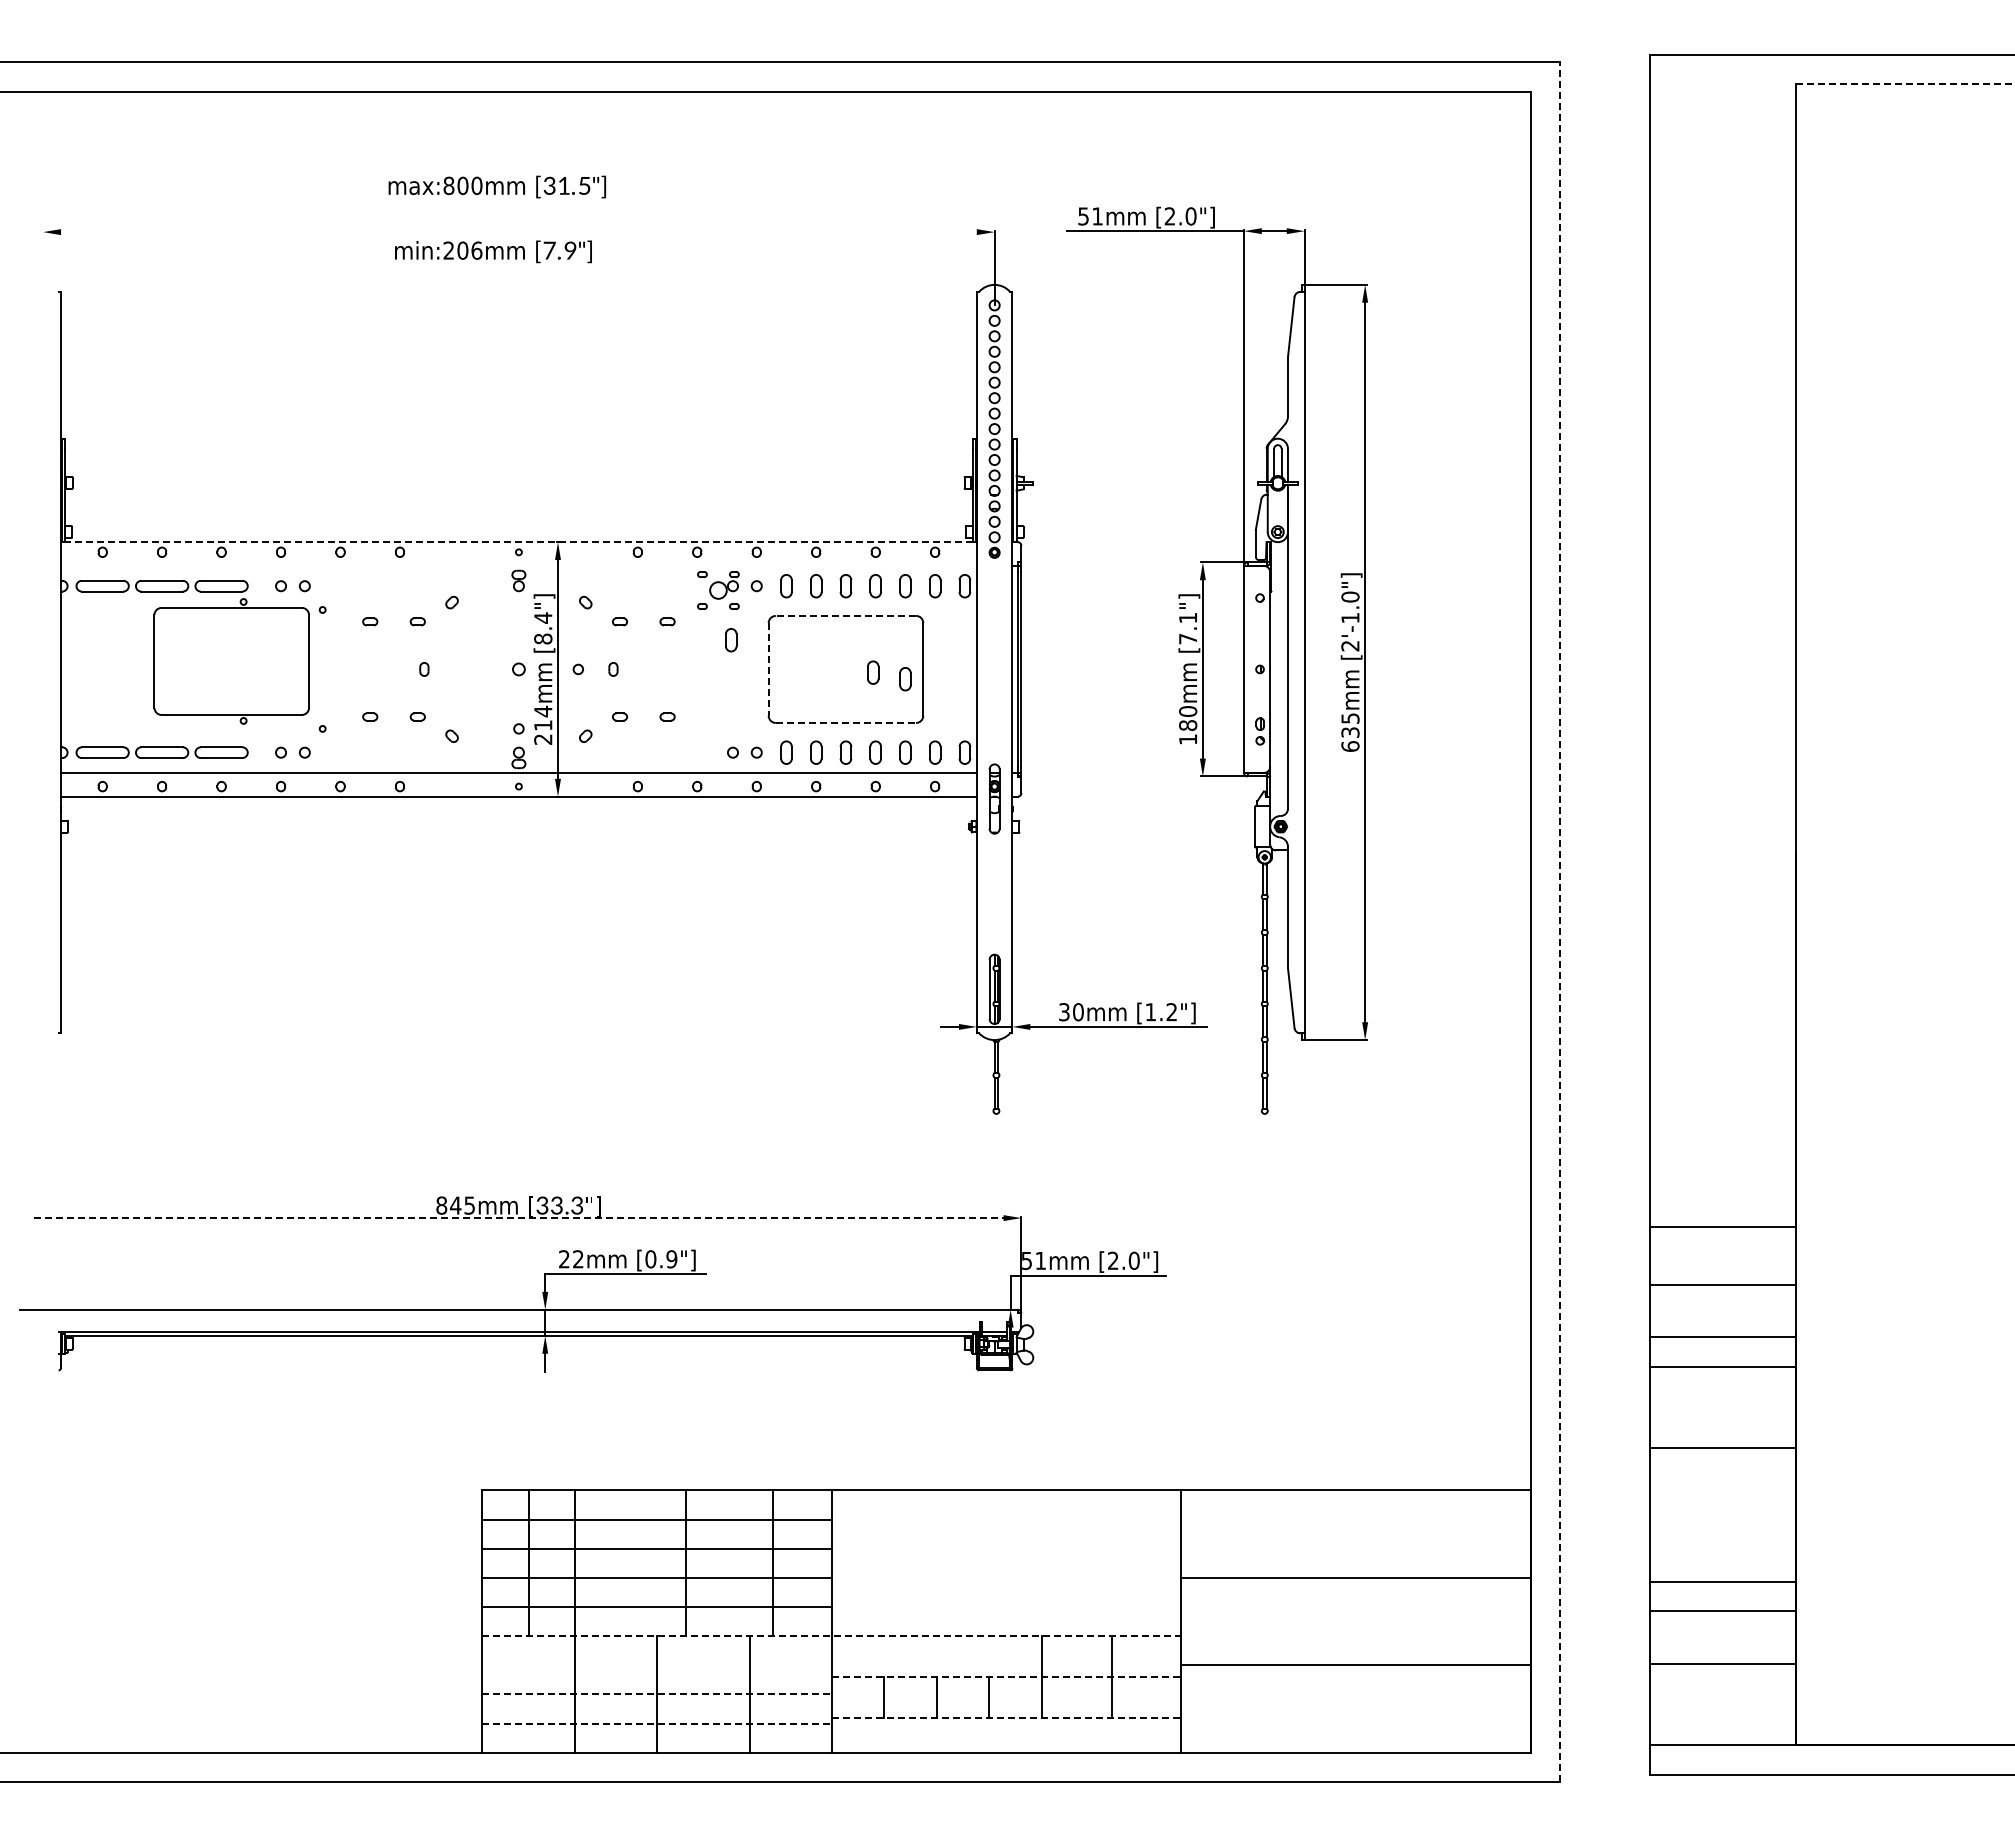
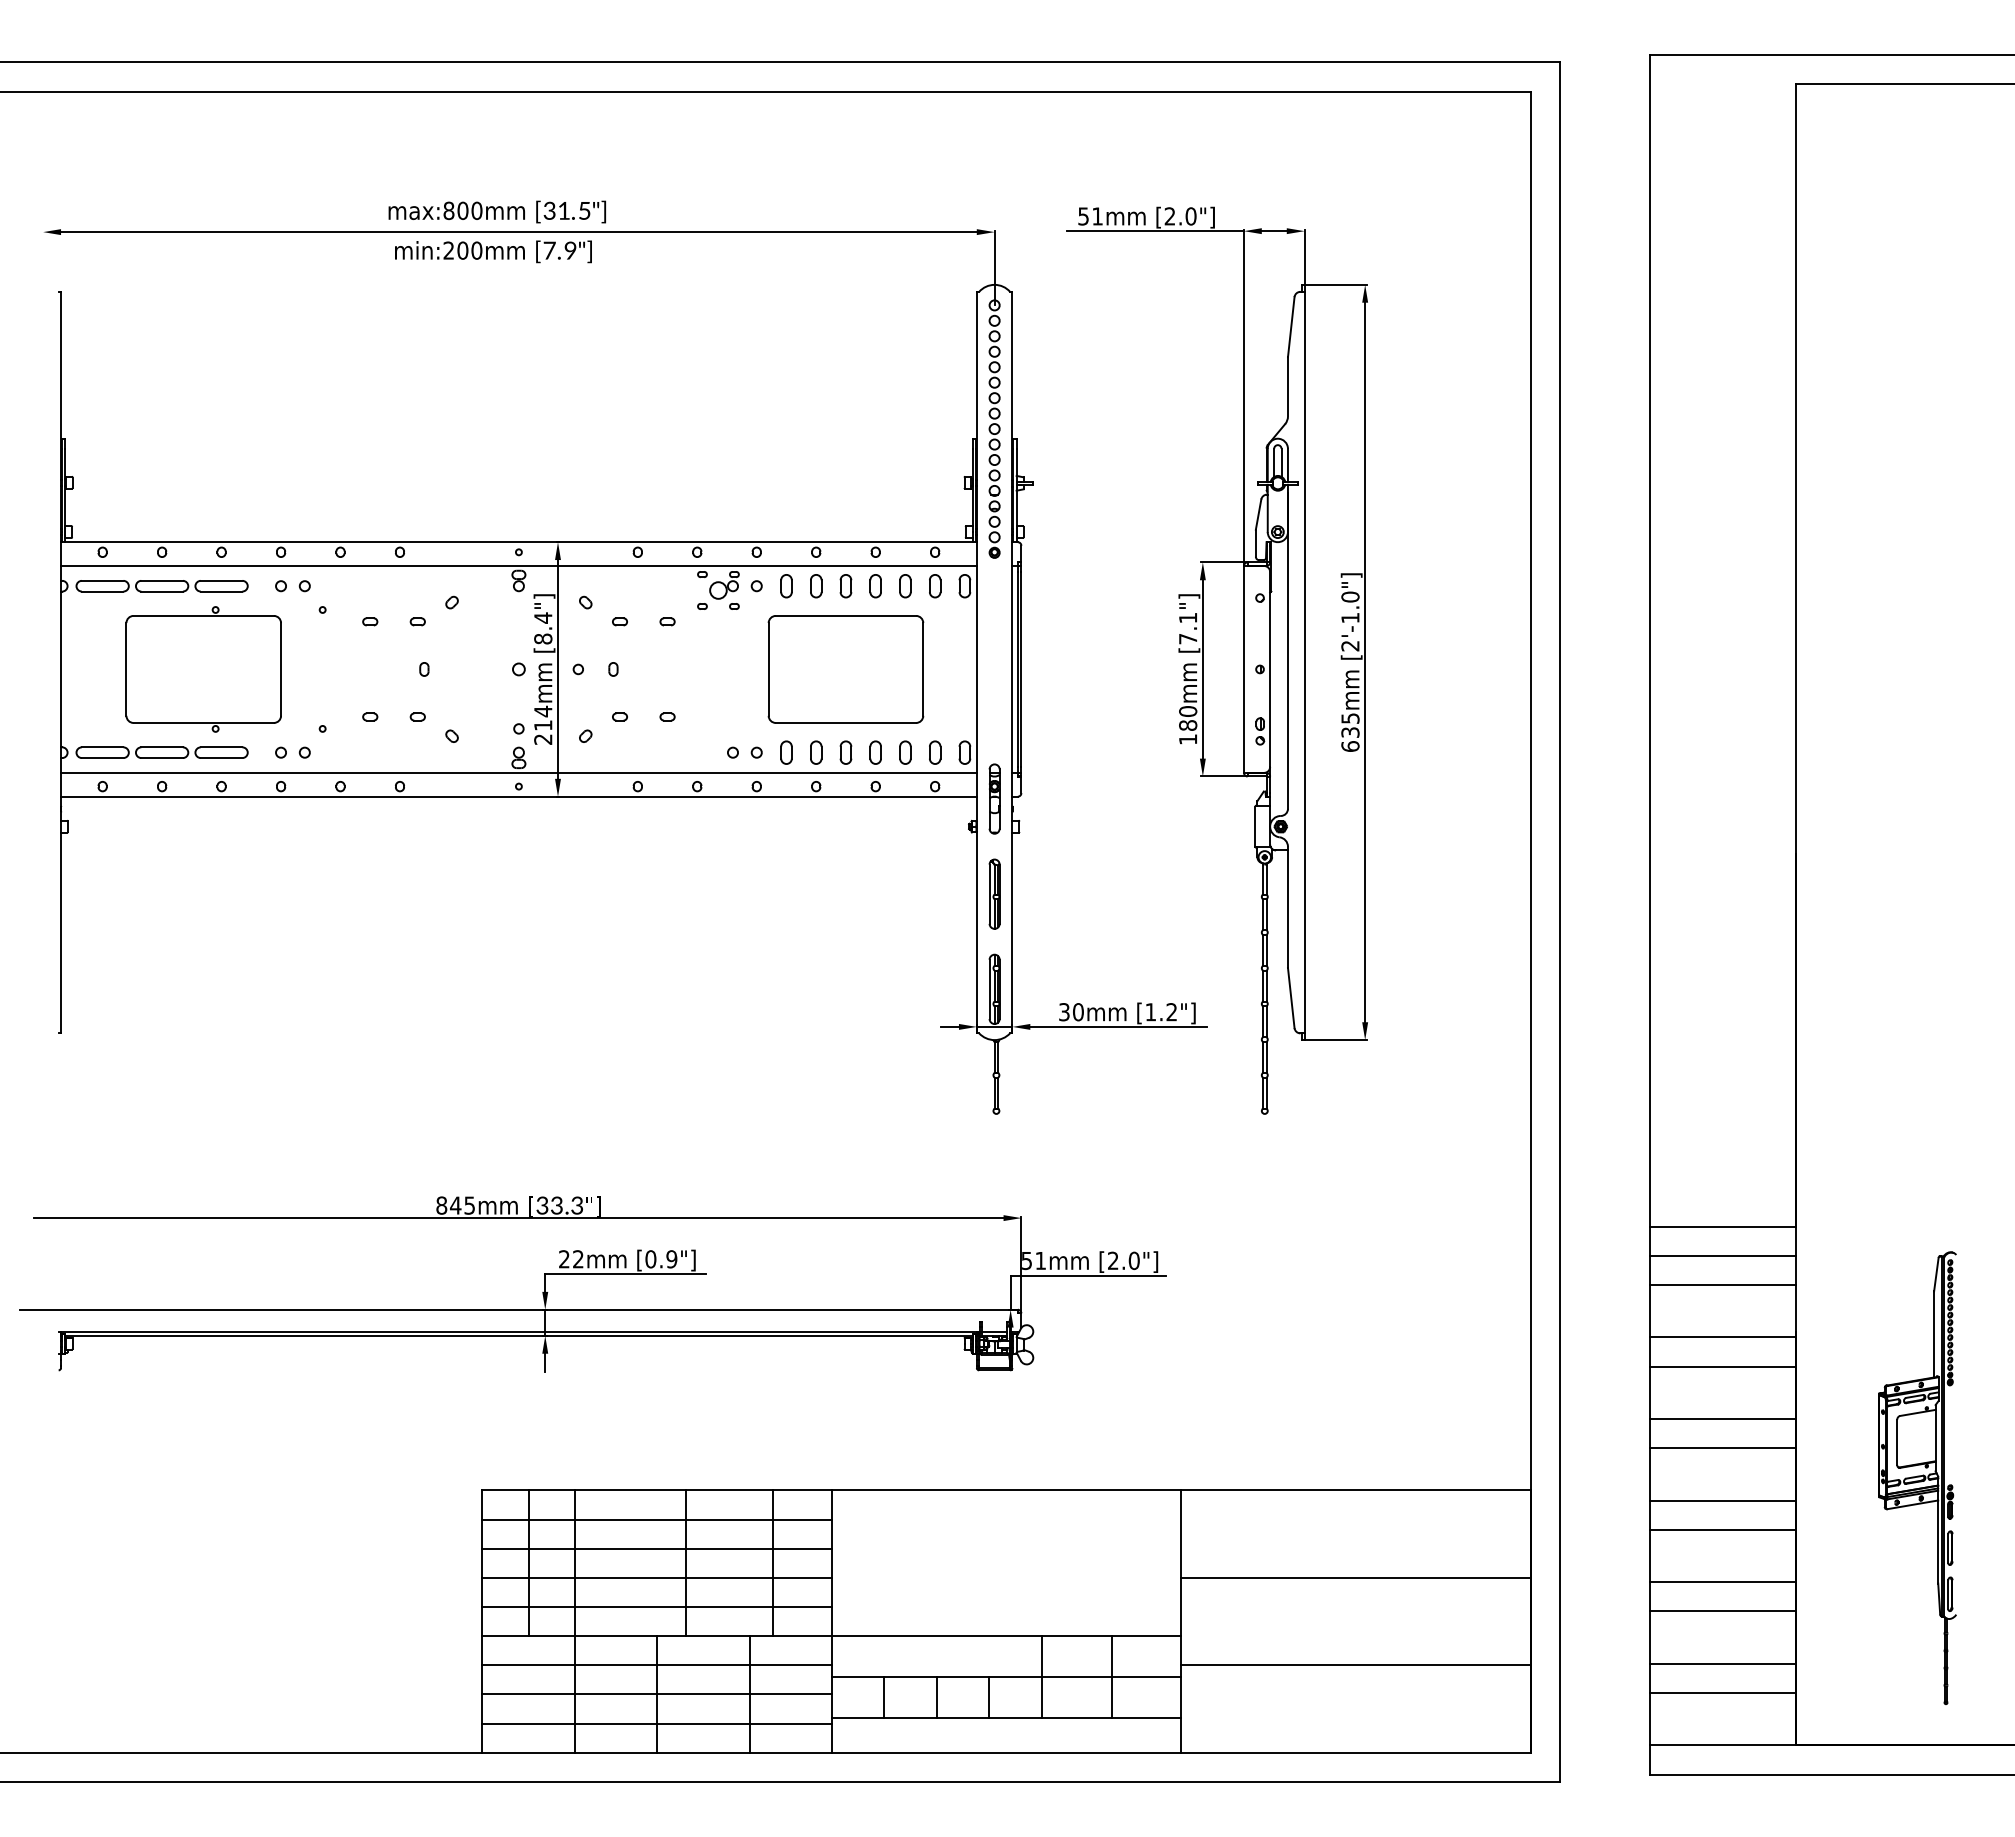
line: dashed -> solid (1904, 84)
text position: (496, 186) -> (496, 211) (496, 211)
line: none -> present (518, 232)
text: min:206mm -> min:200mm (476, 250)
line: dashed -> solid (518, 542)
line: none -> present (518, 565)
line: dashed -> solid (845, 615)
part: present -> none (731, 640)
part position: (231, 661) -> (203, 669) (203, 669)
line: dashed -> solid (768, 669)
part: present -> none (873, 672)
part: present -> none (905, 679)
line: dashed -> solid (846, 722)
part: none -> present (994, 893)
line: dashed -> solid (1560, 922)
line: dashed -> solid (518, 1218)
line: none -> present (1722, 1255)
line: none -> present (1722, 1419)
part: none -> present (1917, 1477)
line: none -> present (1722, 1500)
line: none -> present (1722, 1529)
line: dashed -> solid (831, 1636)
line: none -> present (656, 1665)
line: dashed -> solid (1006, 1676)
line: none -> present (1722, 1692)
line: dashed -> solid (656, 1694)
line: dashed -> solid (1006, 1717)
line: dashed -> solid (656, 1723)
